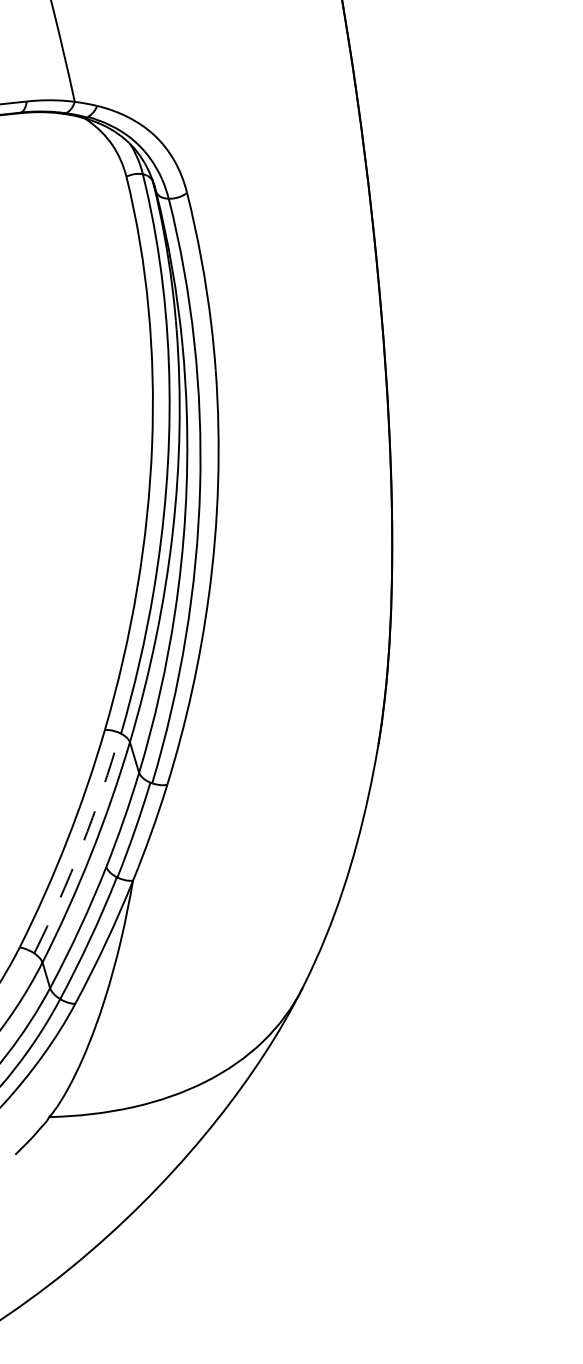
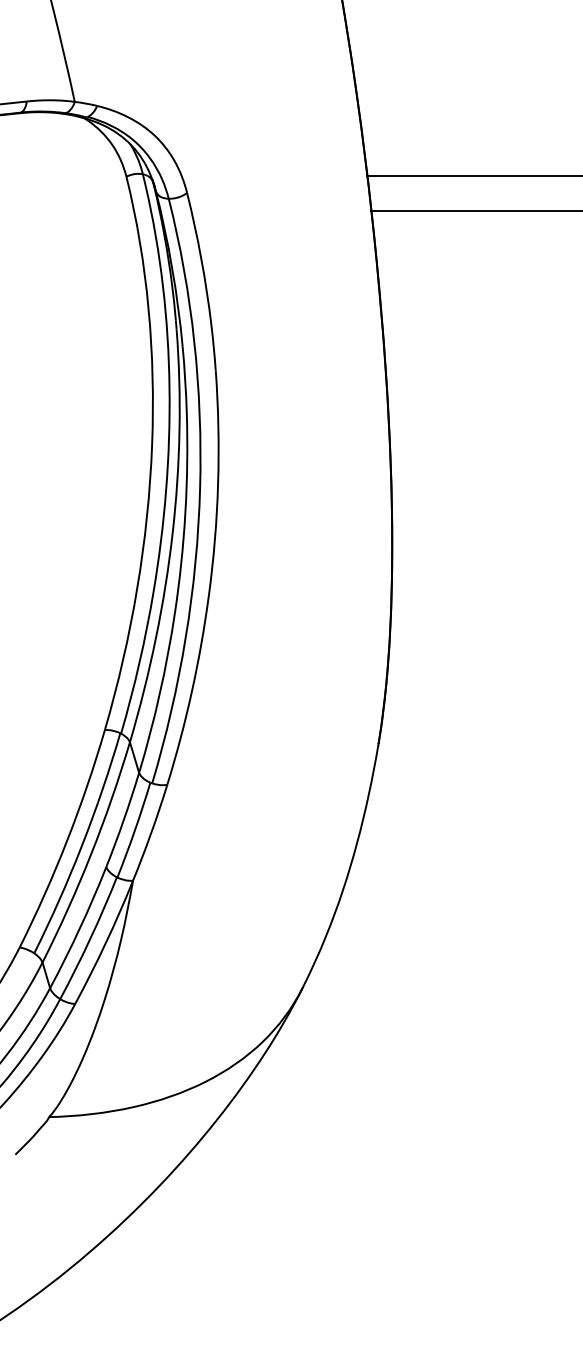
line: none -> present (473, 176)
line: none -> present (475, 210)
arc: dashed -> solid (82, 845)
